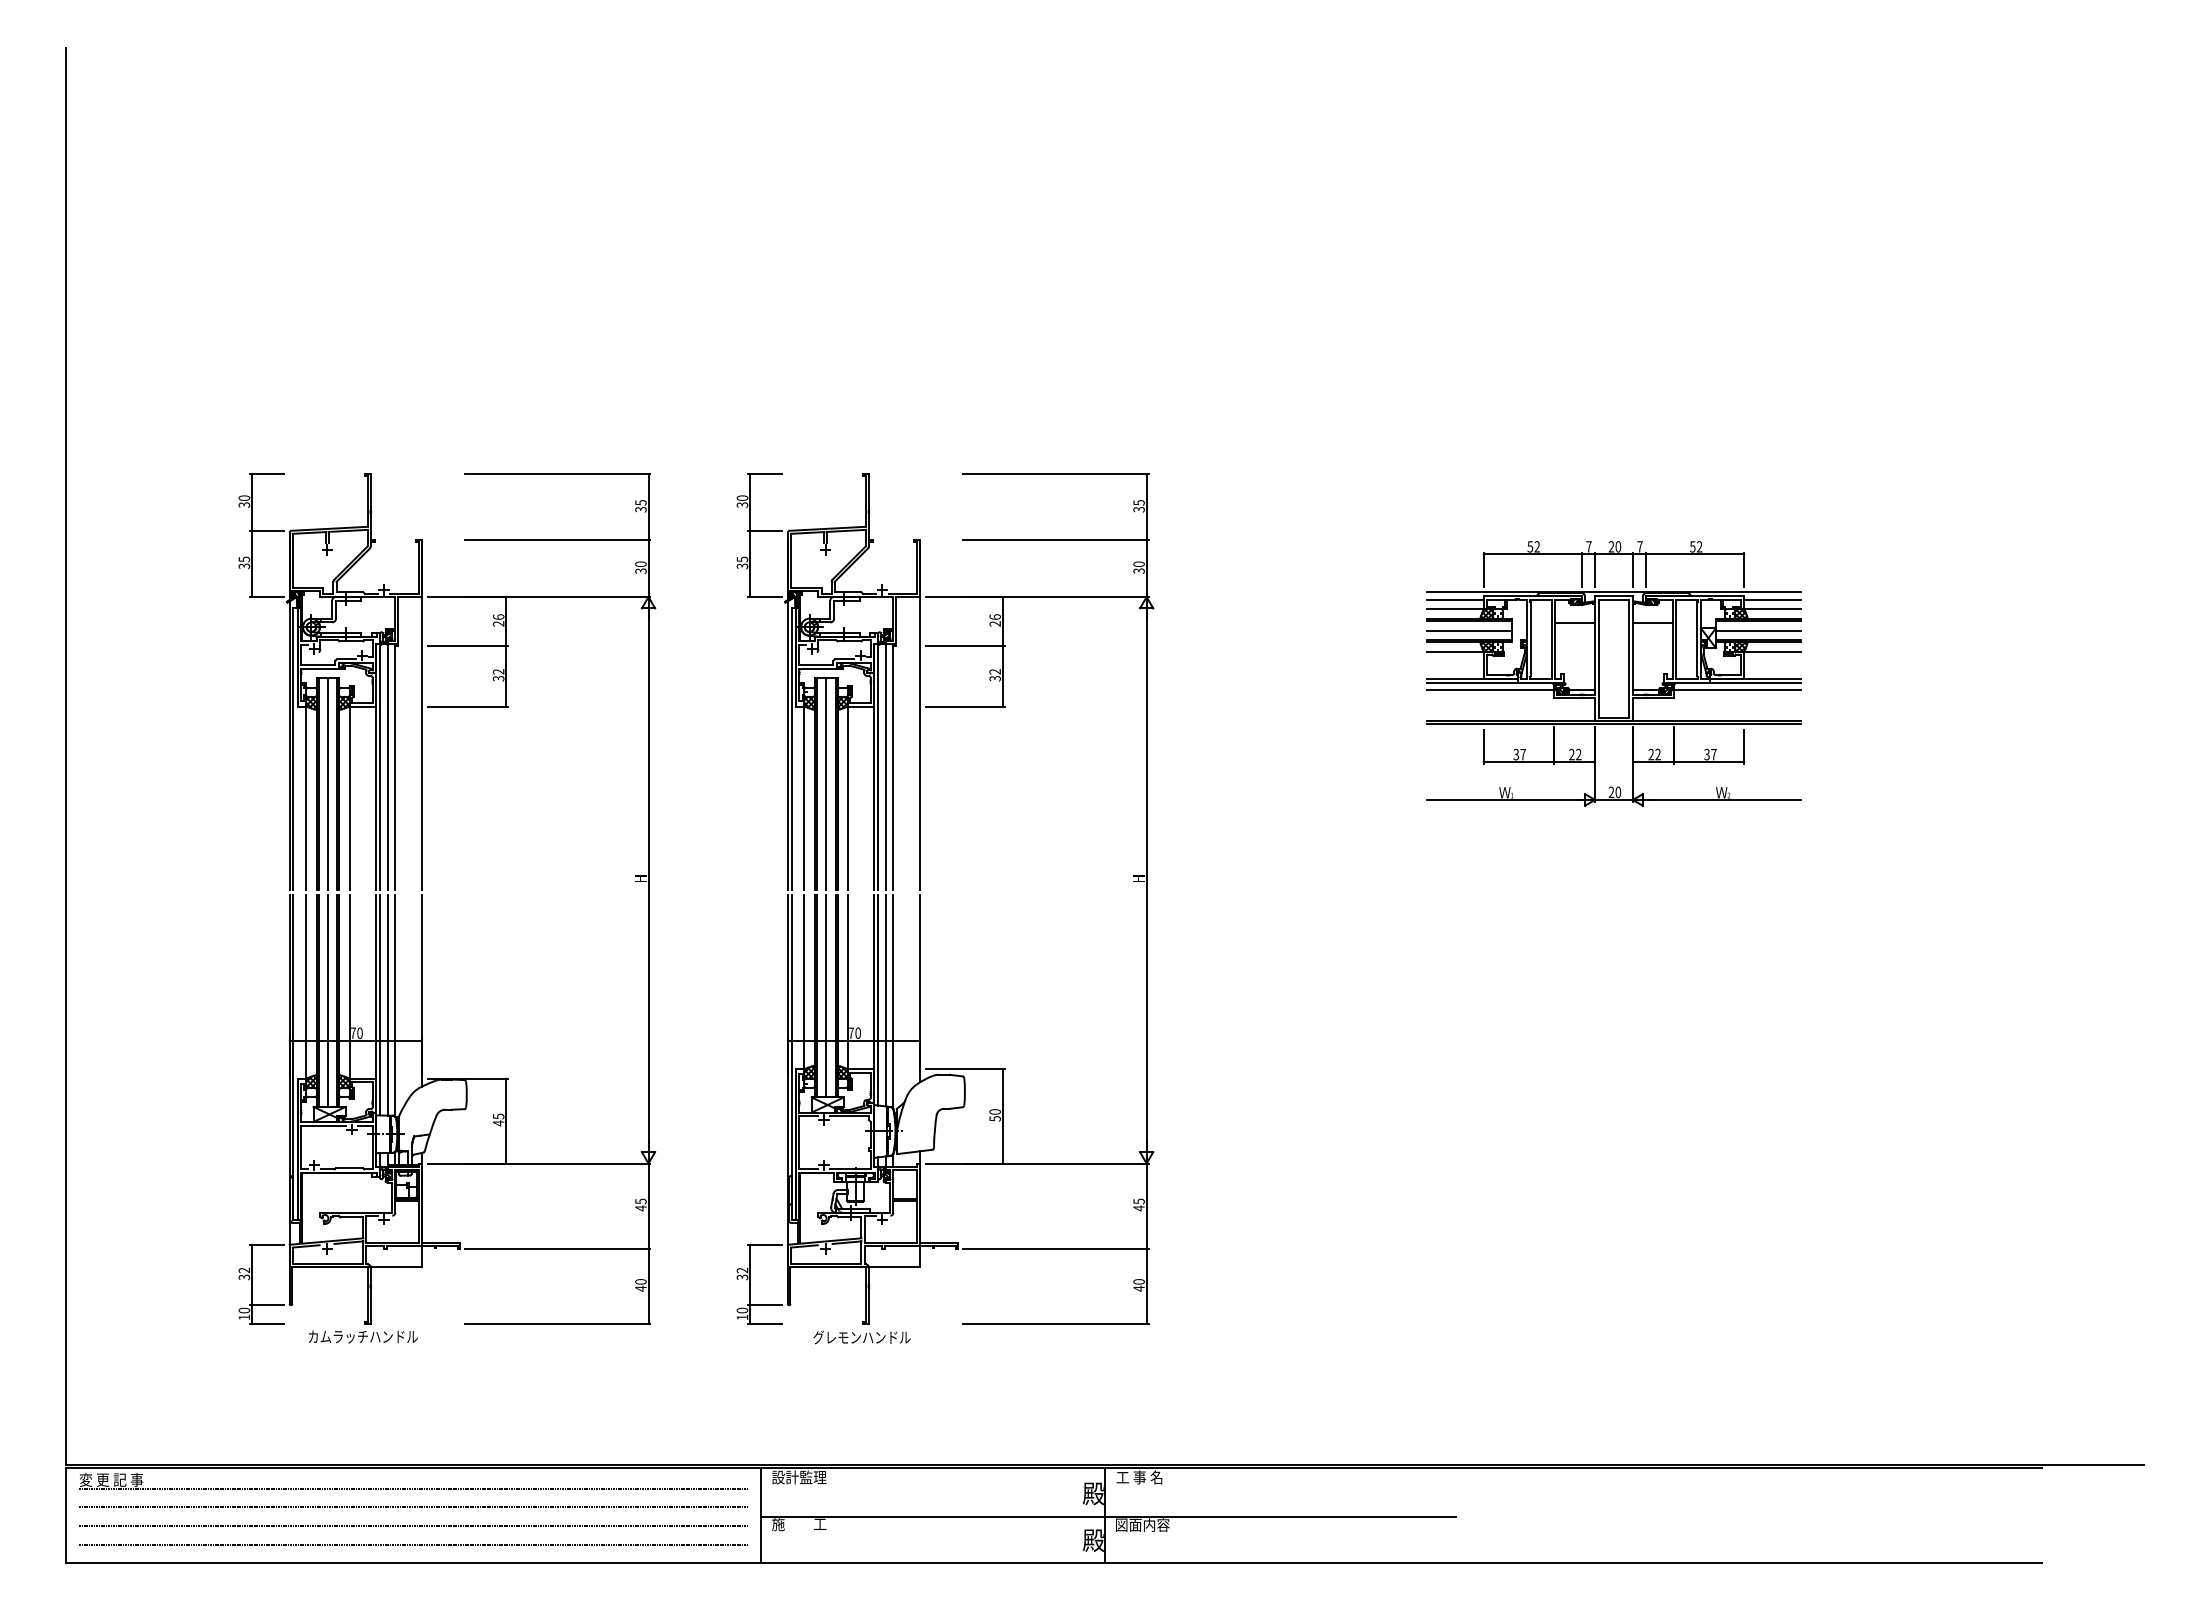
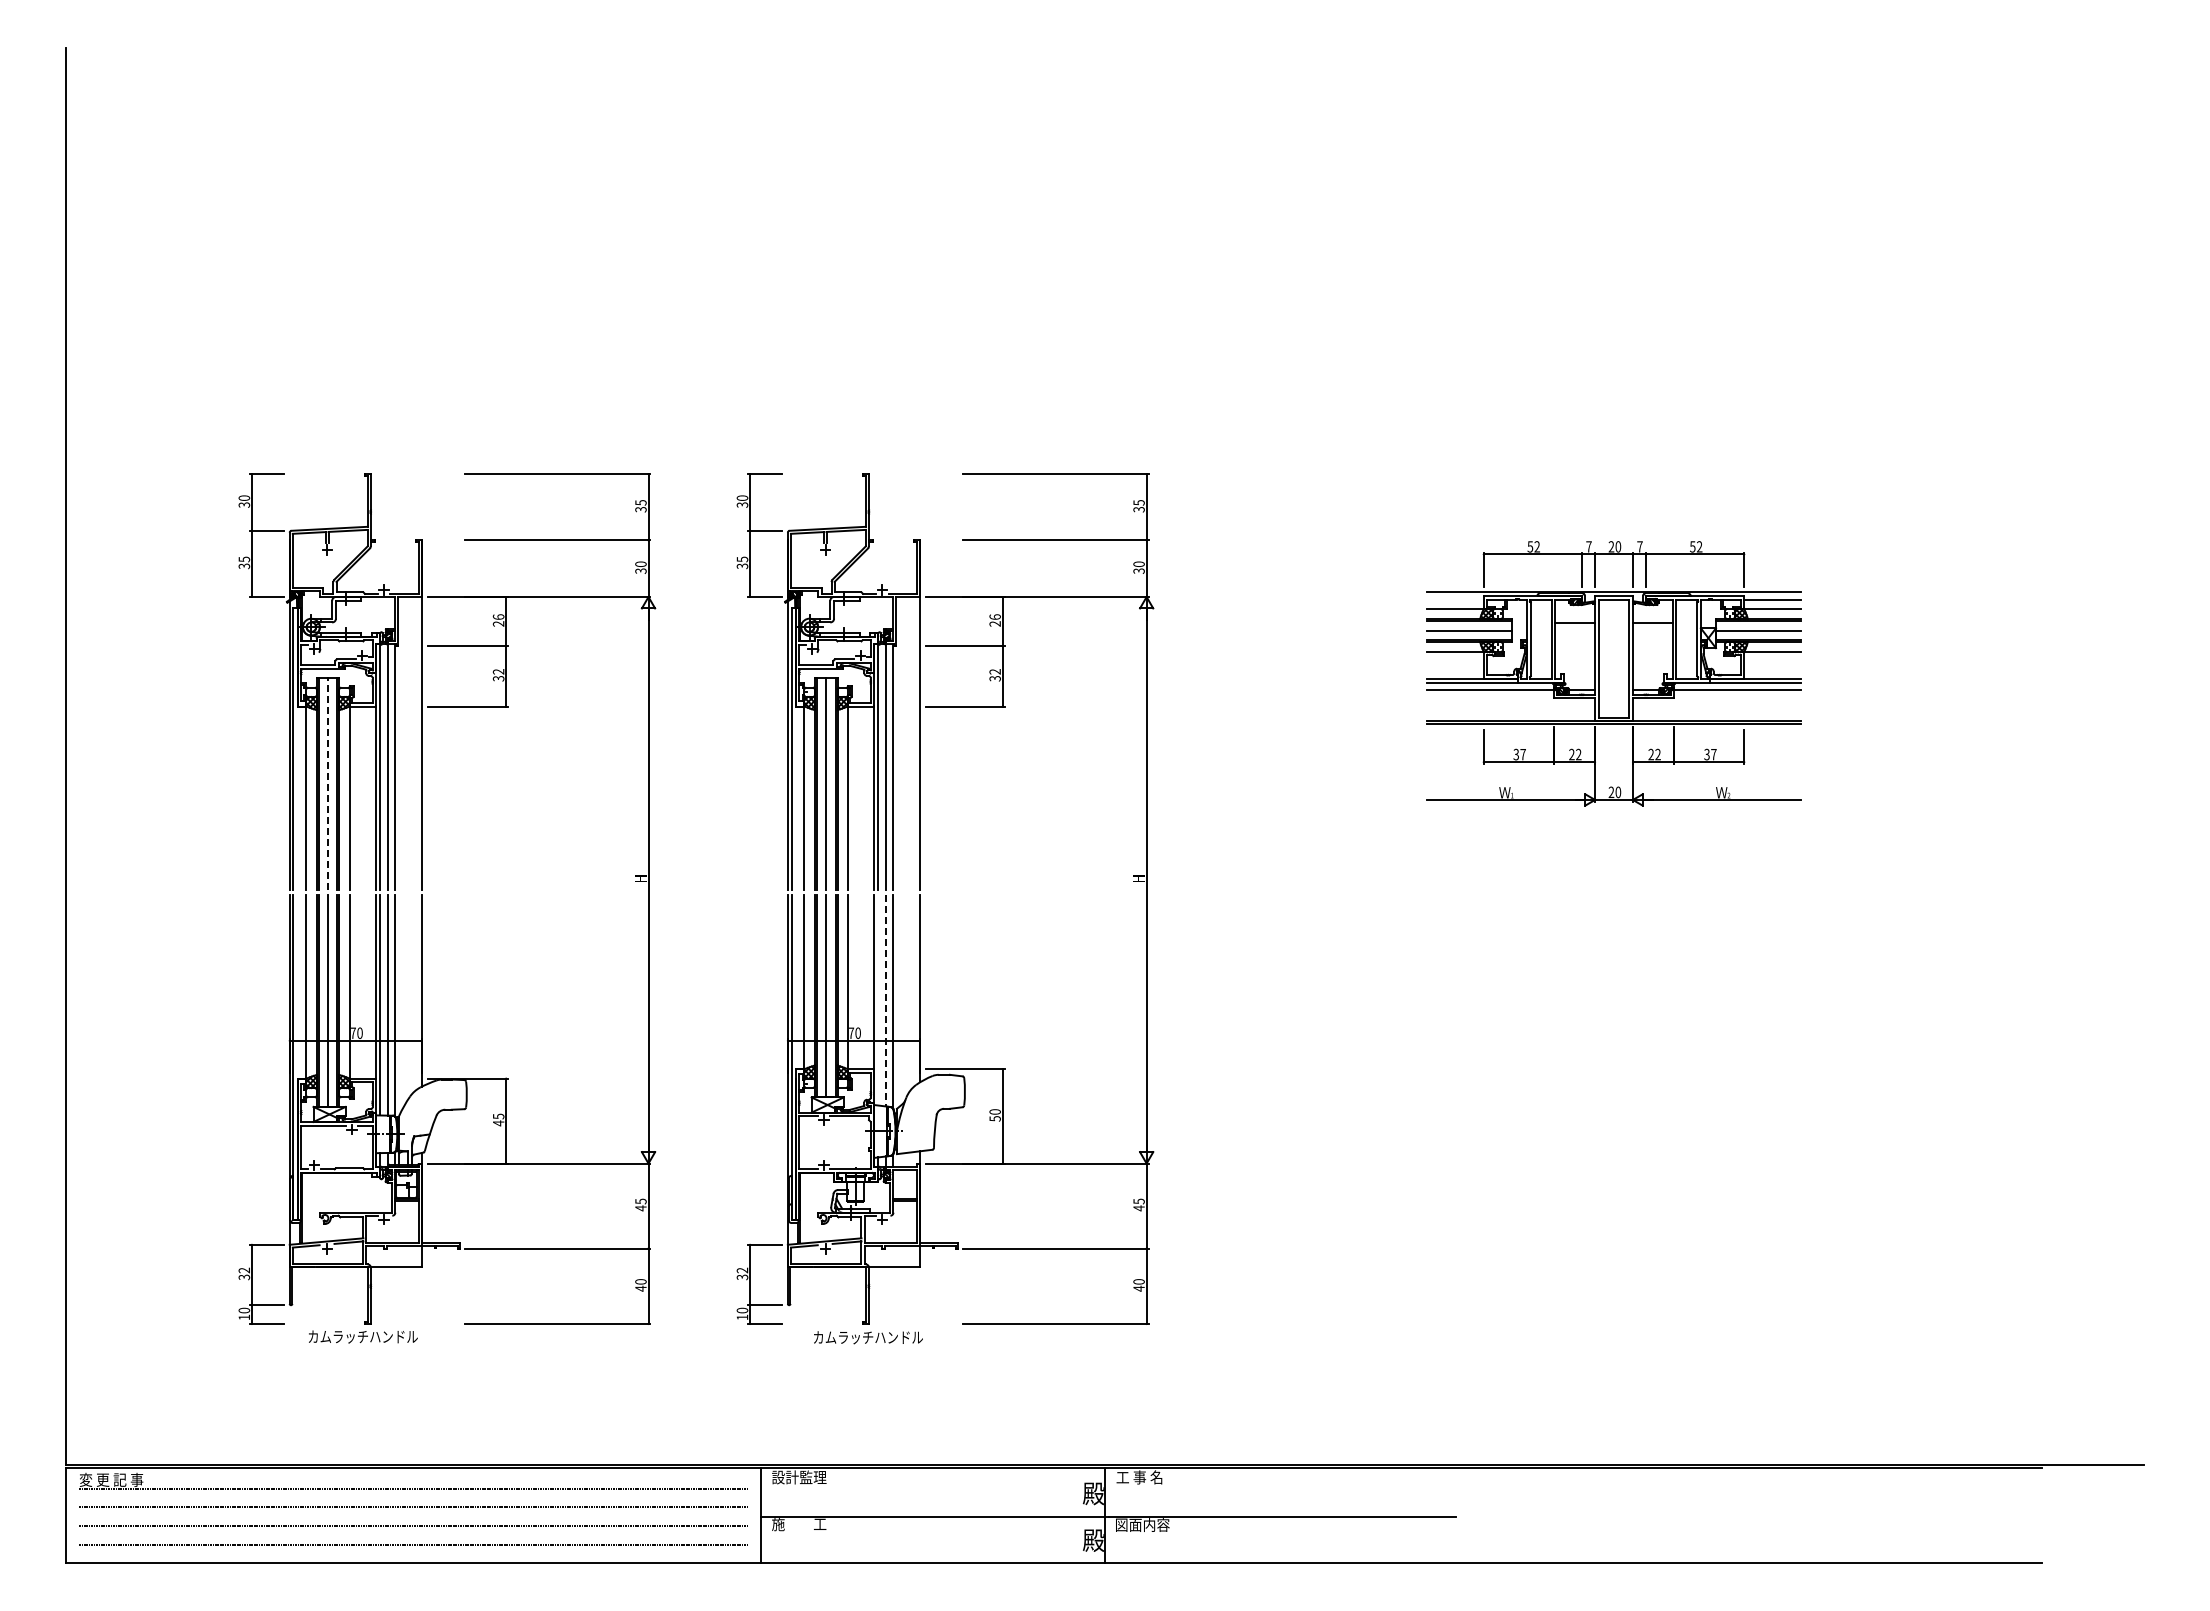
line: present -> none (1455, 600)
line: solid -> dashed (328, 783)
line: present -> none (878, 1000)
line: solid -> dashed (886, 1000)
text: グレモンハンドル -> カムラッチハンドル (867, 1337)
